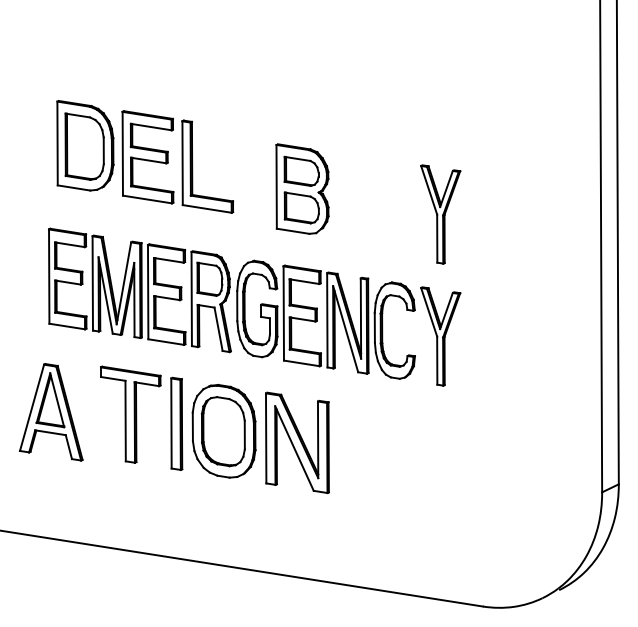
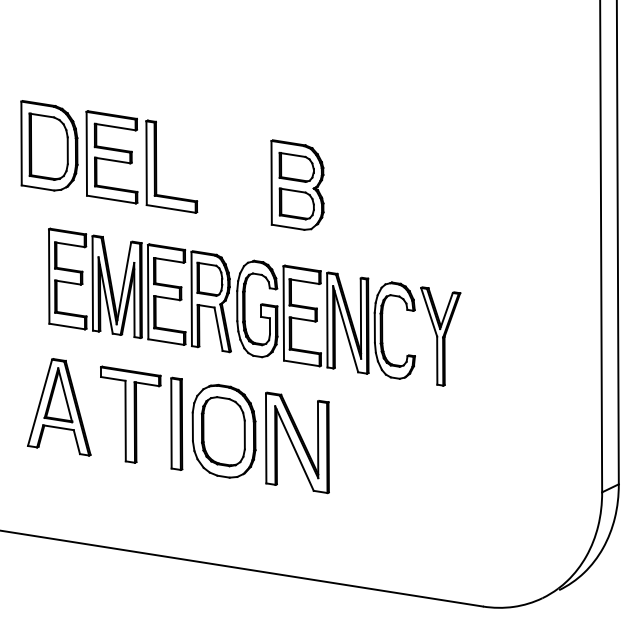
part position: (145, 156) -> (109, 156) (109, 156)
part position: (302, 188) -> (297, 184) (297, 184)
part: present -> none (440, 214)
part position: (51, 412) -> (59, 407) (59, 407)
